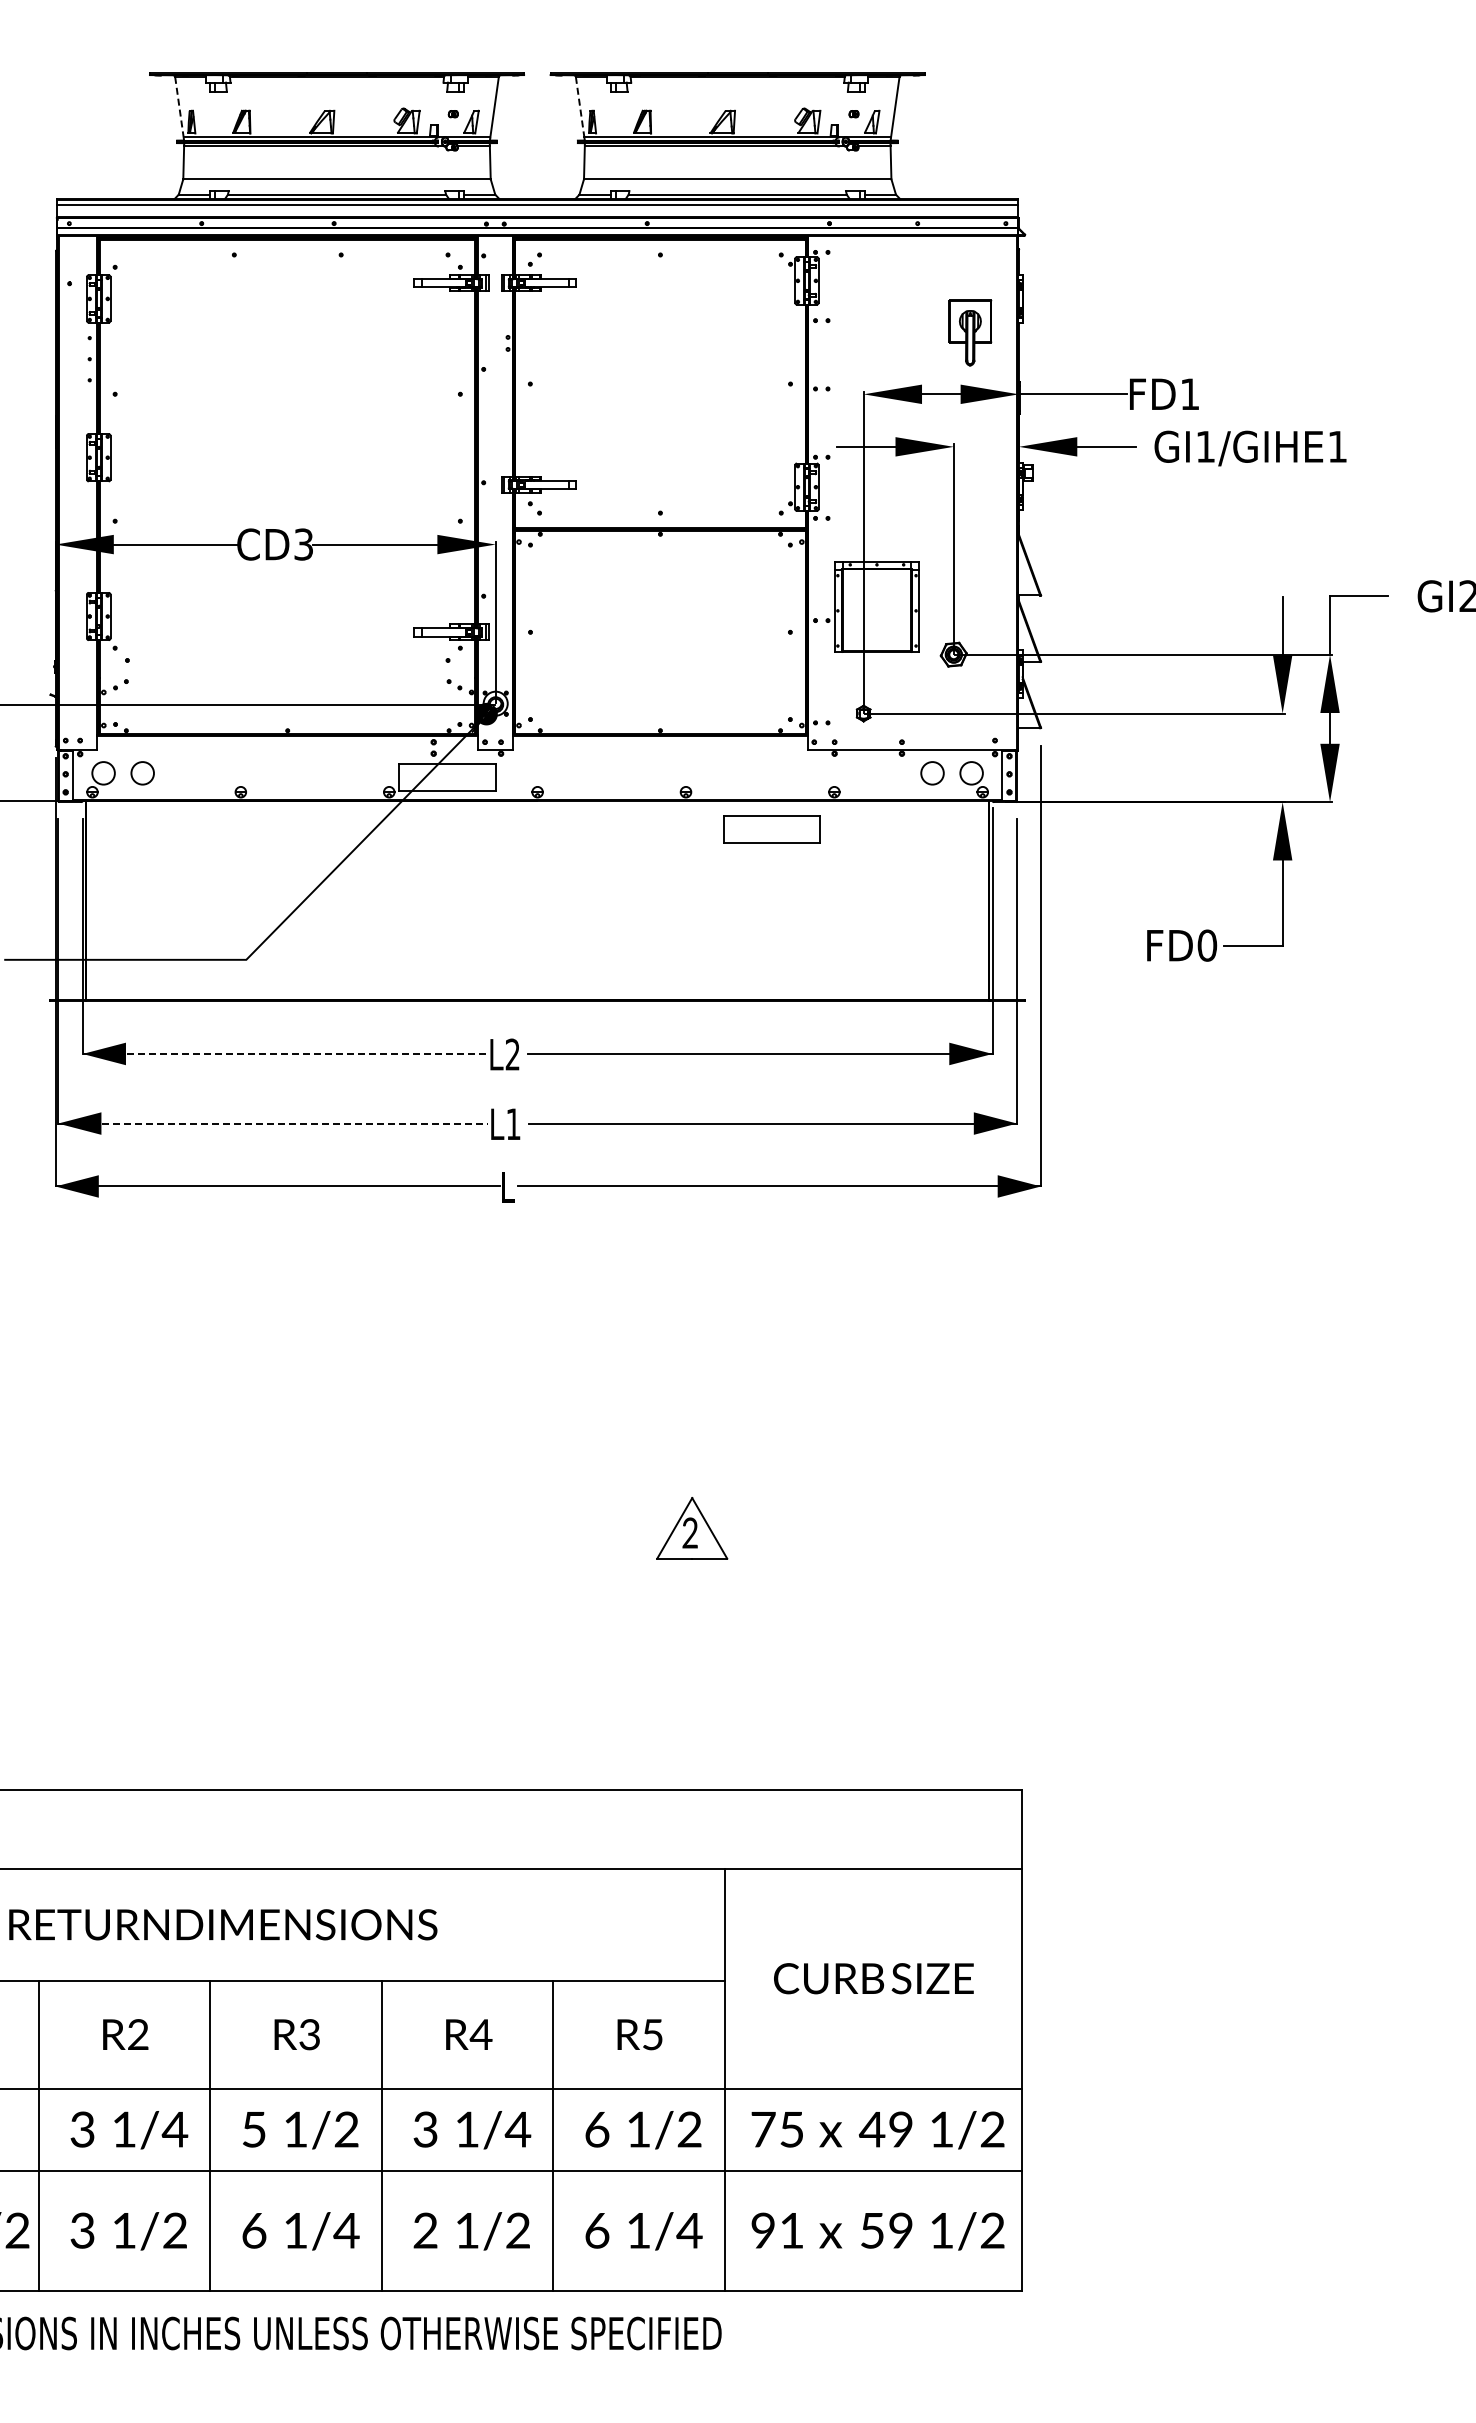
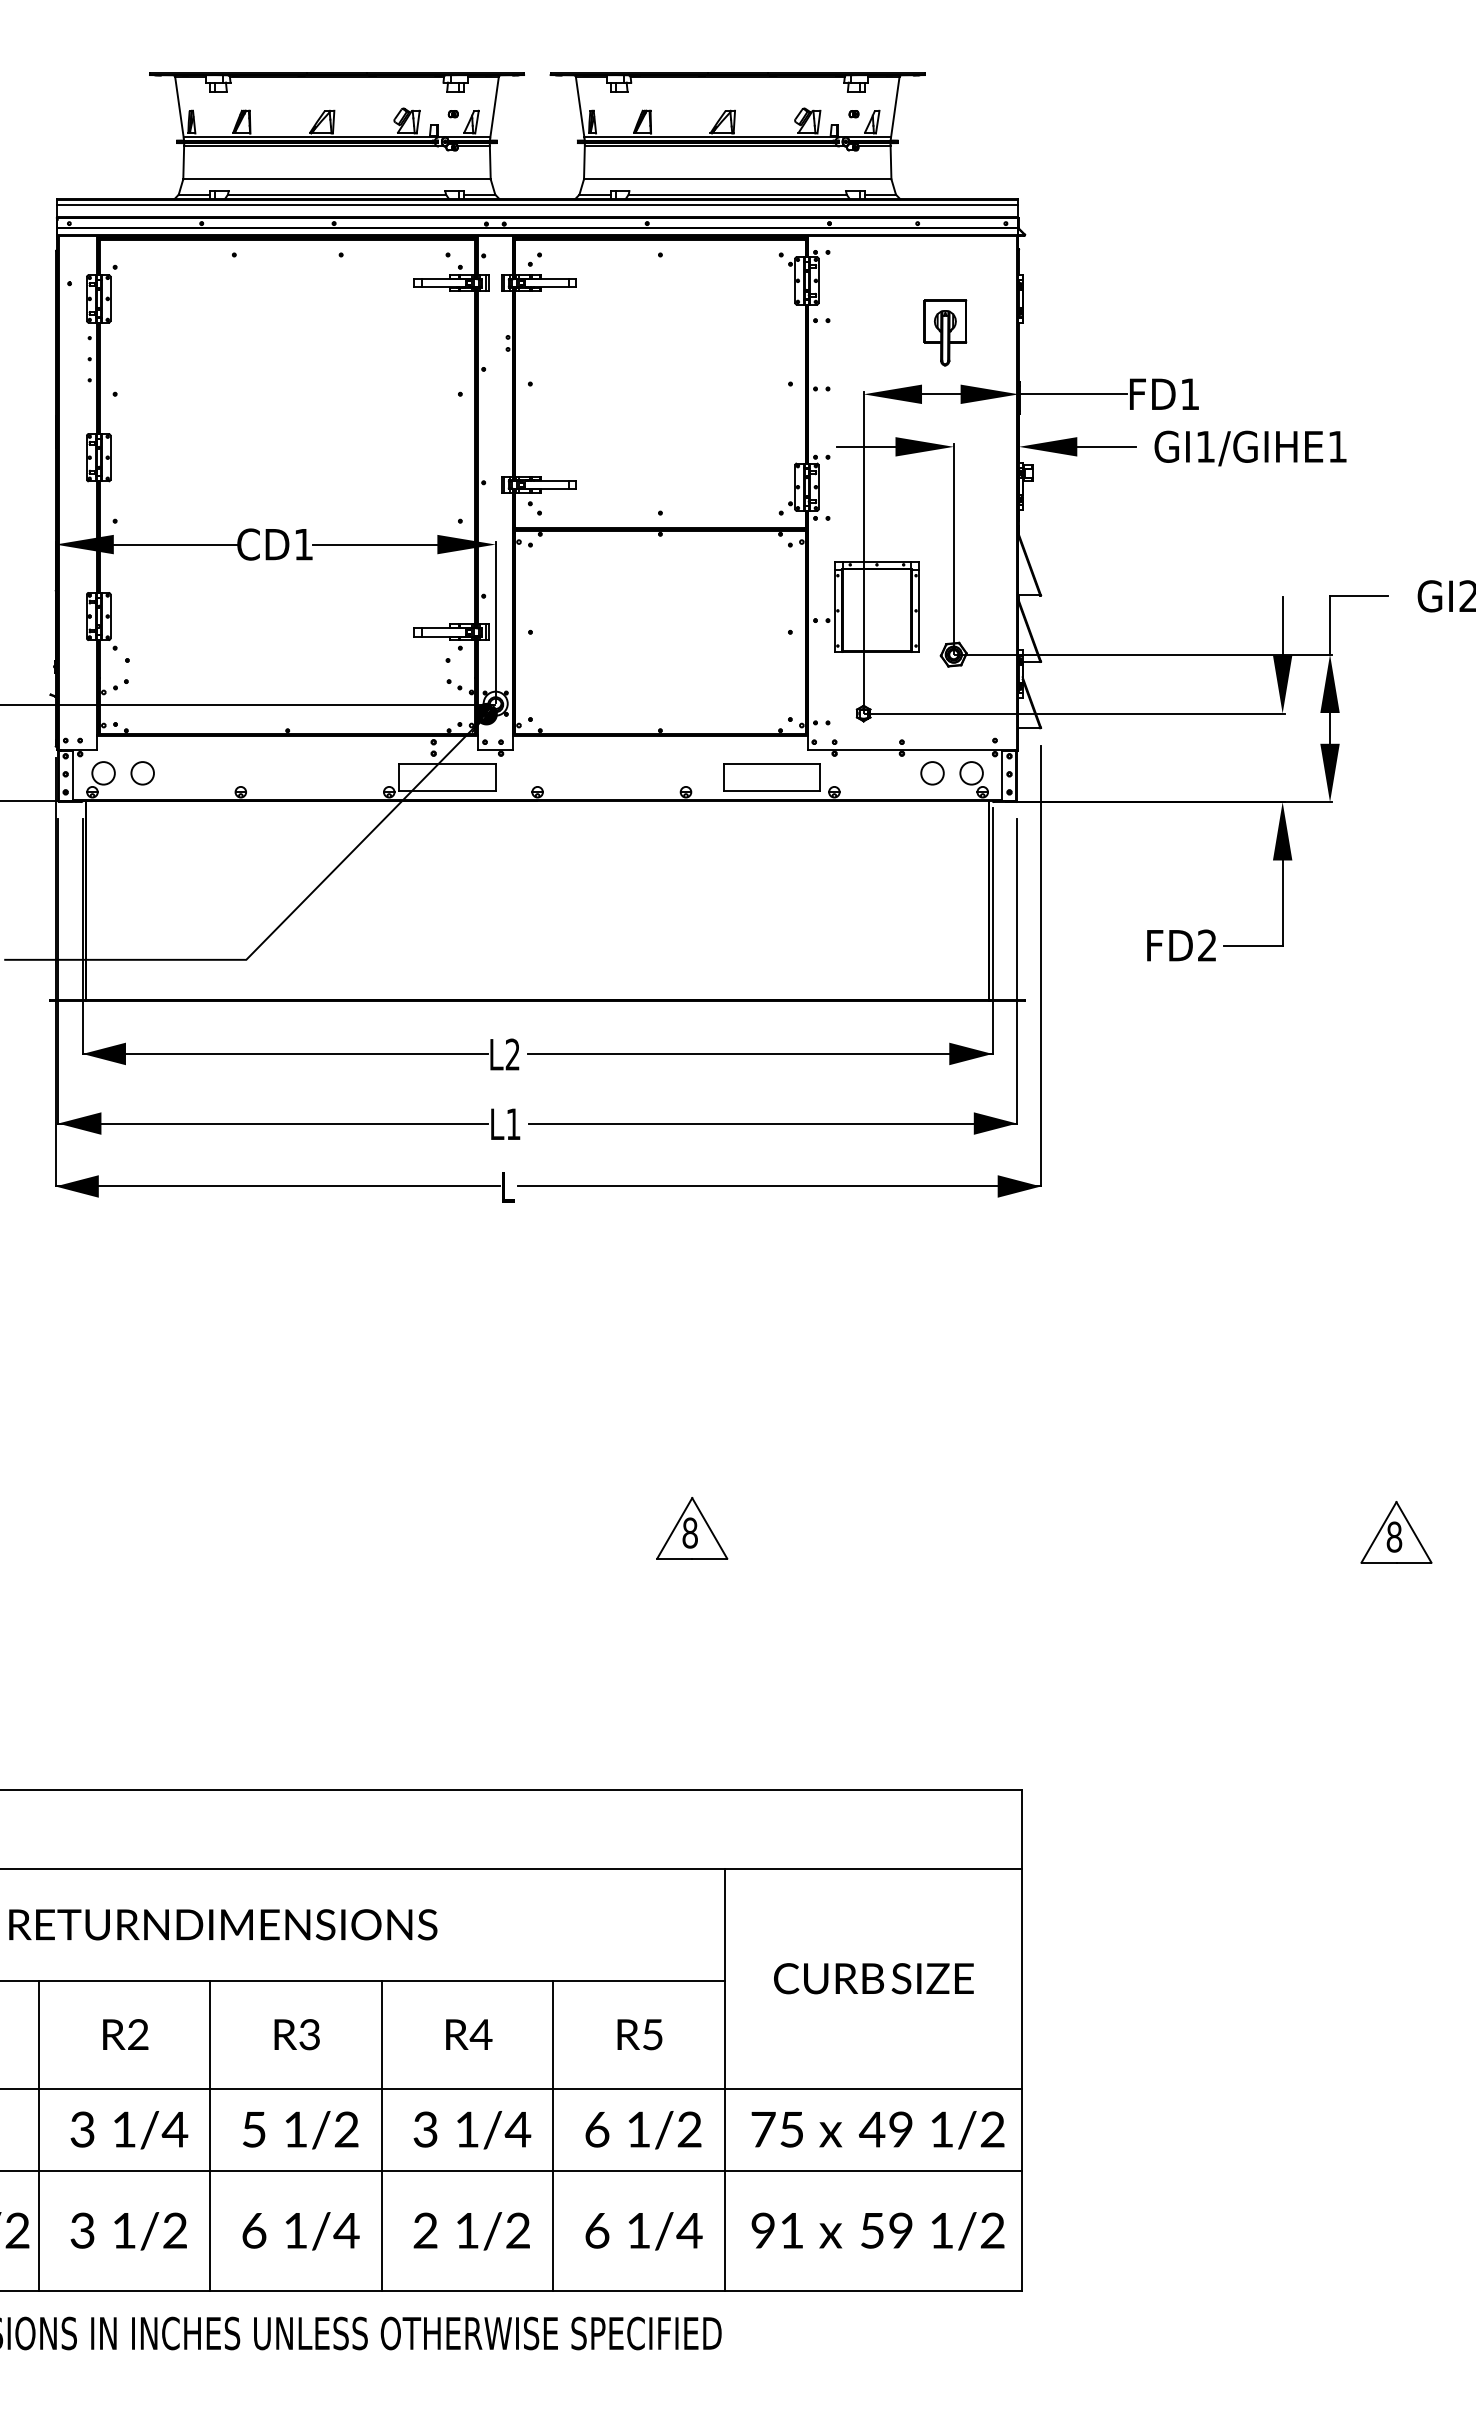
line: dashed -> solid (179, 107)
line: dashed -> solid (580, 107)
part position: (970, 332) -> (945, 332) (945, 332)
text: CD3 -> CD1 (303, 544)
part position: (771, 829) -> (771, 777) (771, 777)
text: FD0 -> FD2 (1207, 945)
line: dashed -> solid (285, 1053)
line: dashed -> solid (273, 1123)
part: none -> present (1396, 1532)
text: 2 -> 8 (689, 1533)
